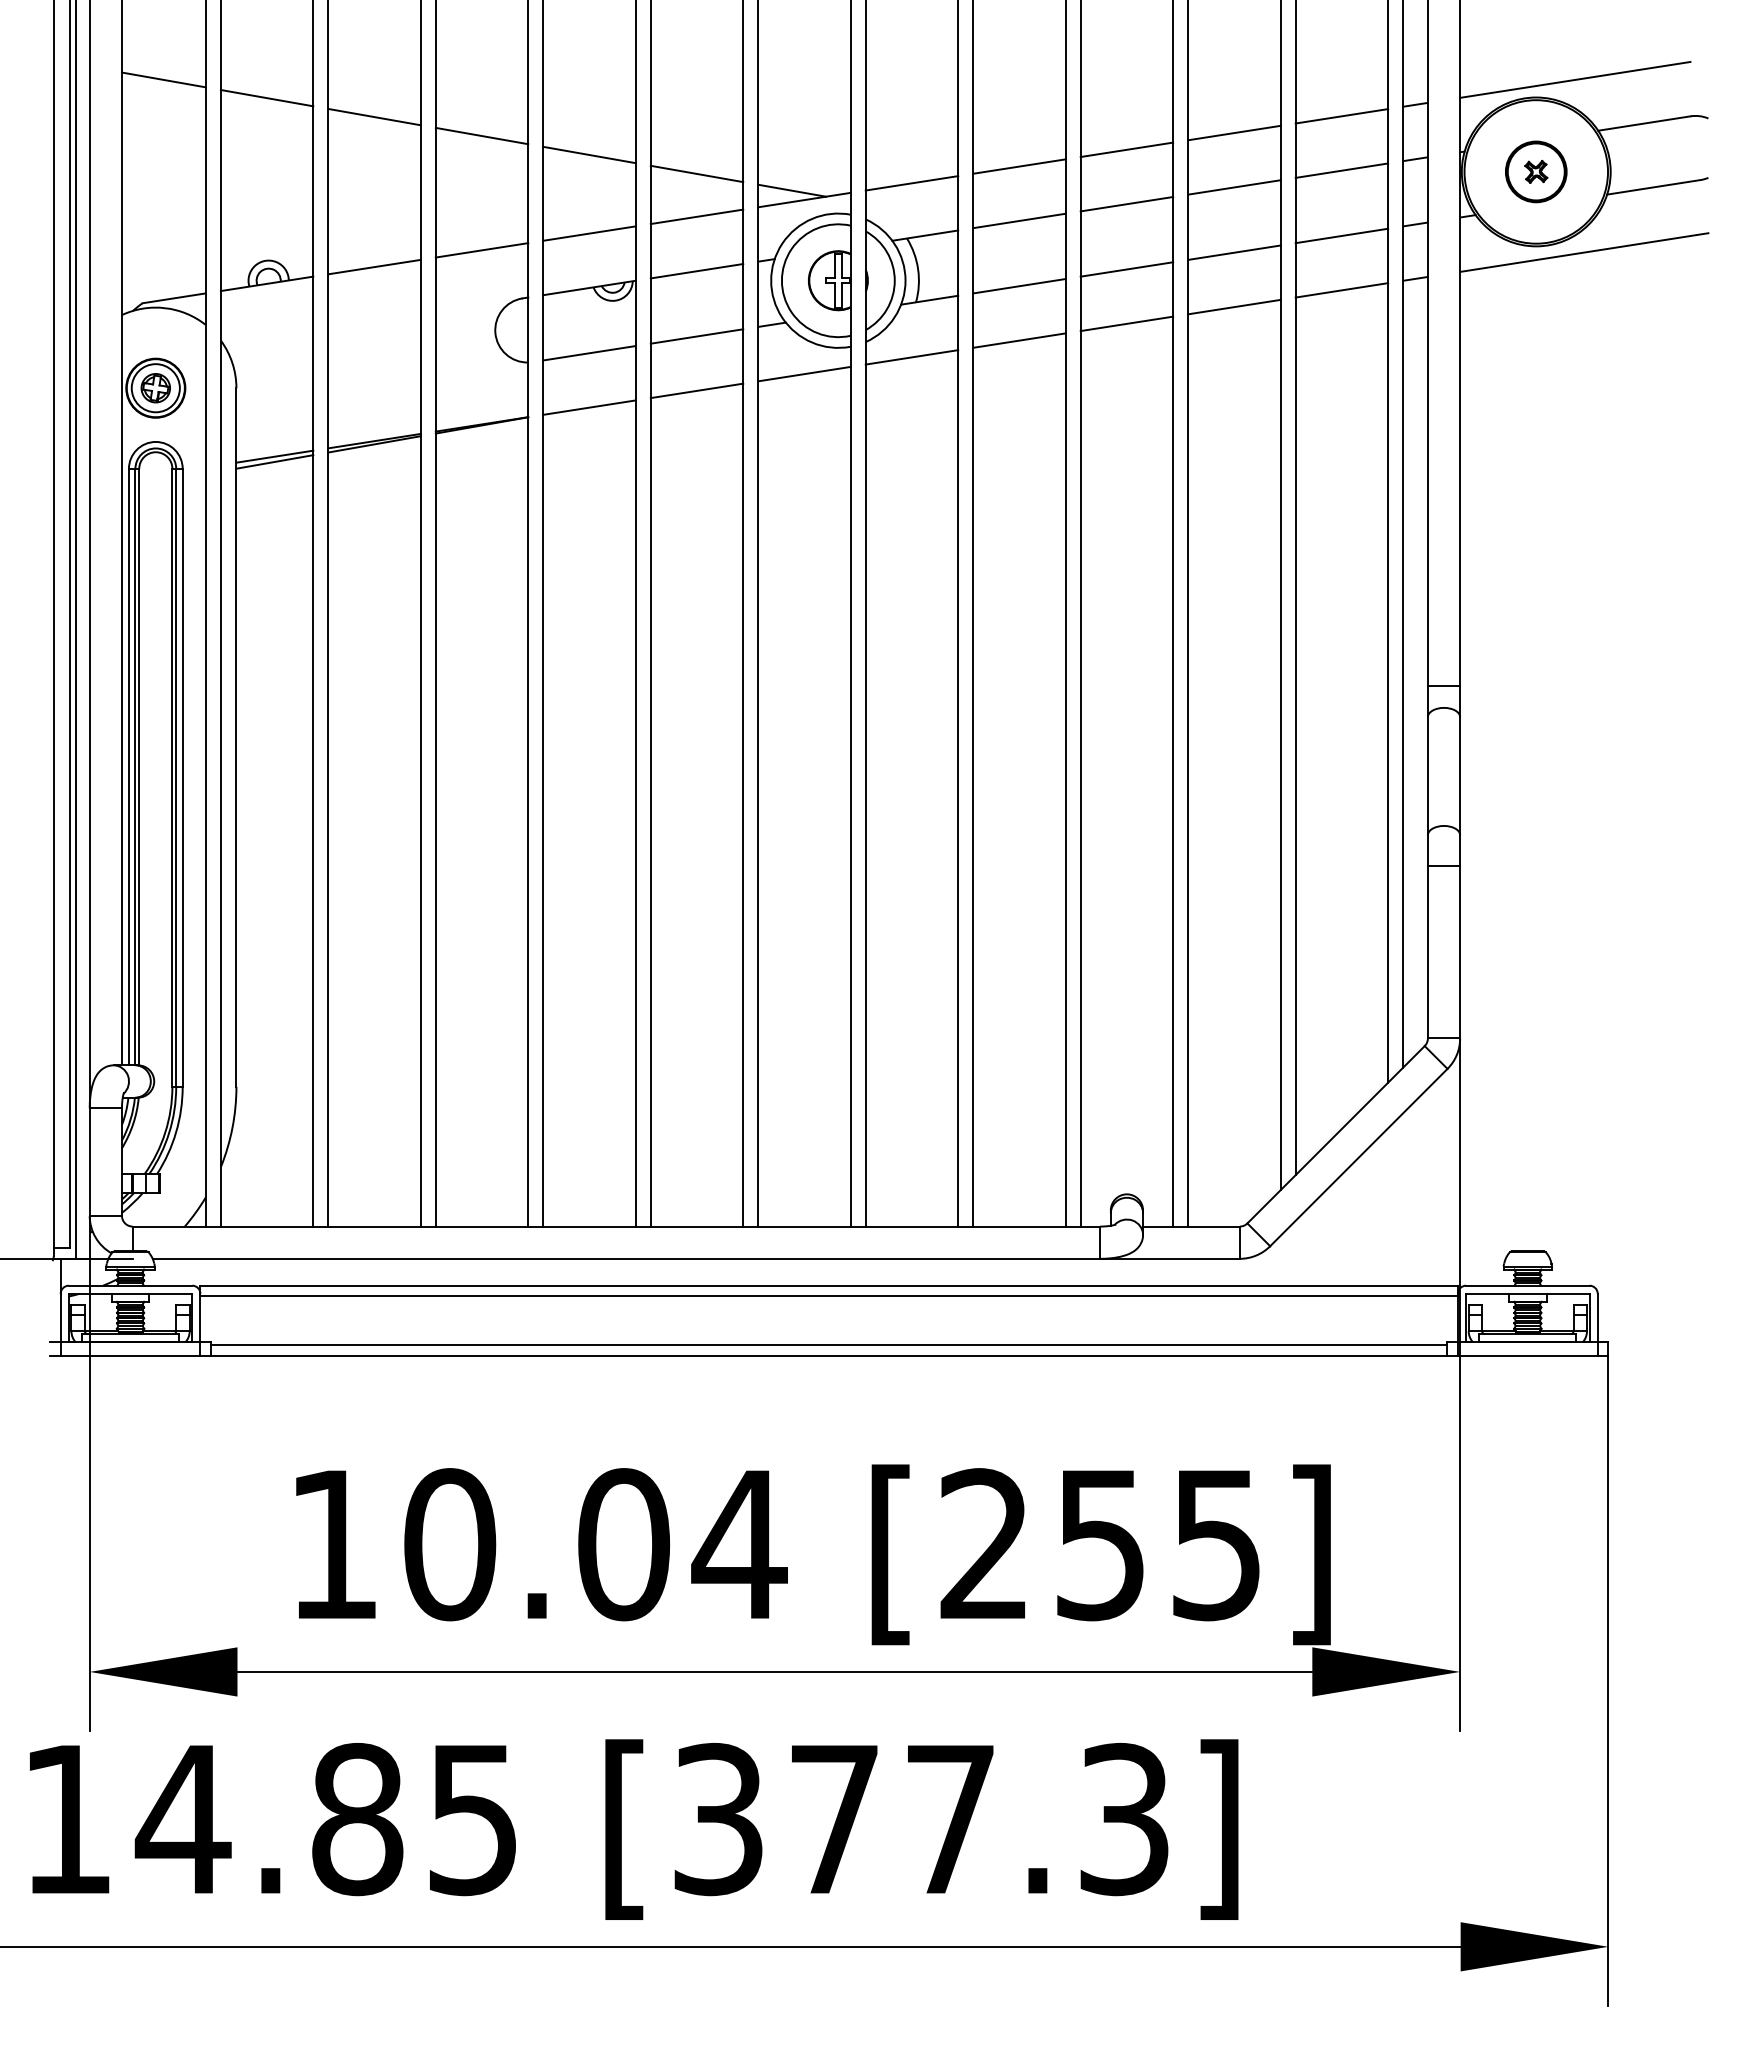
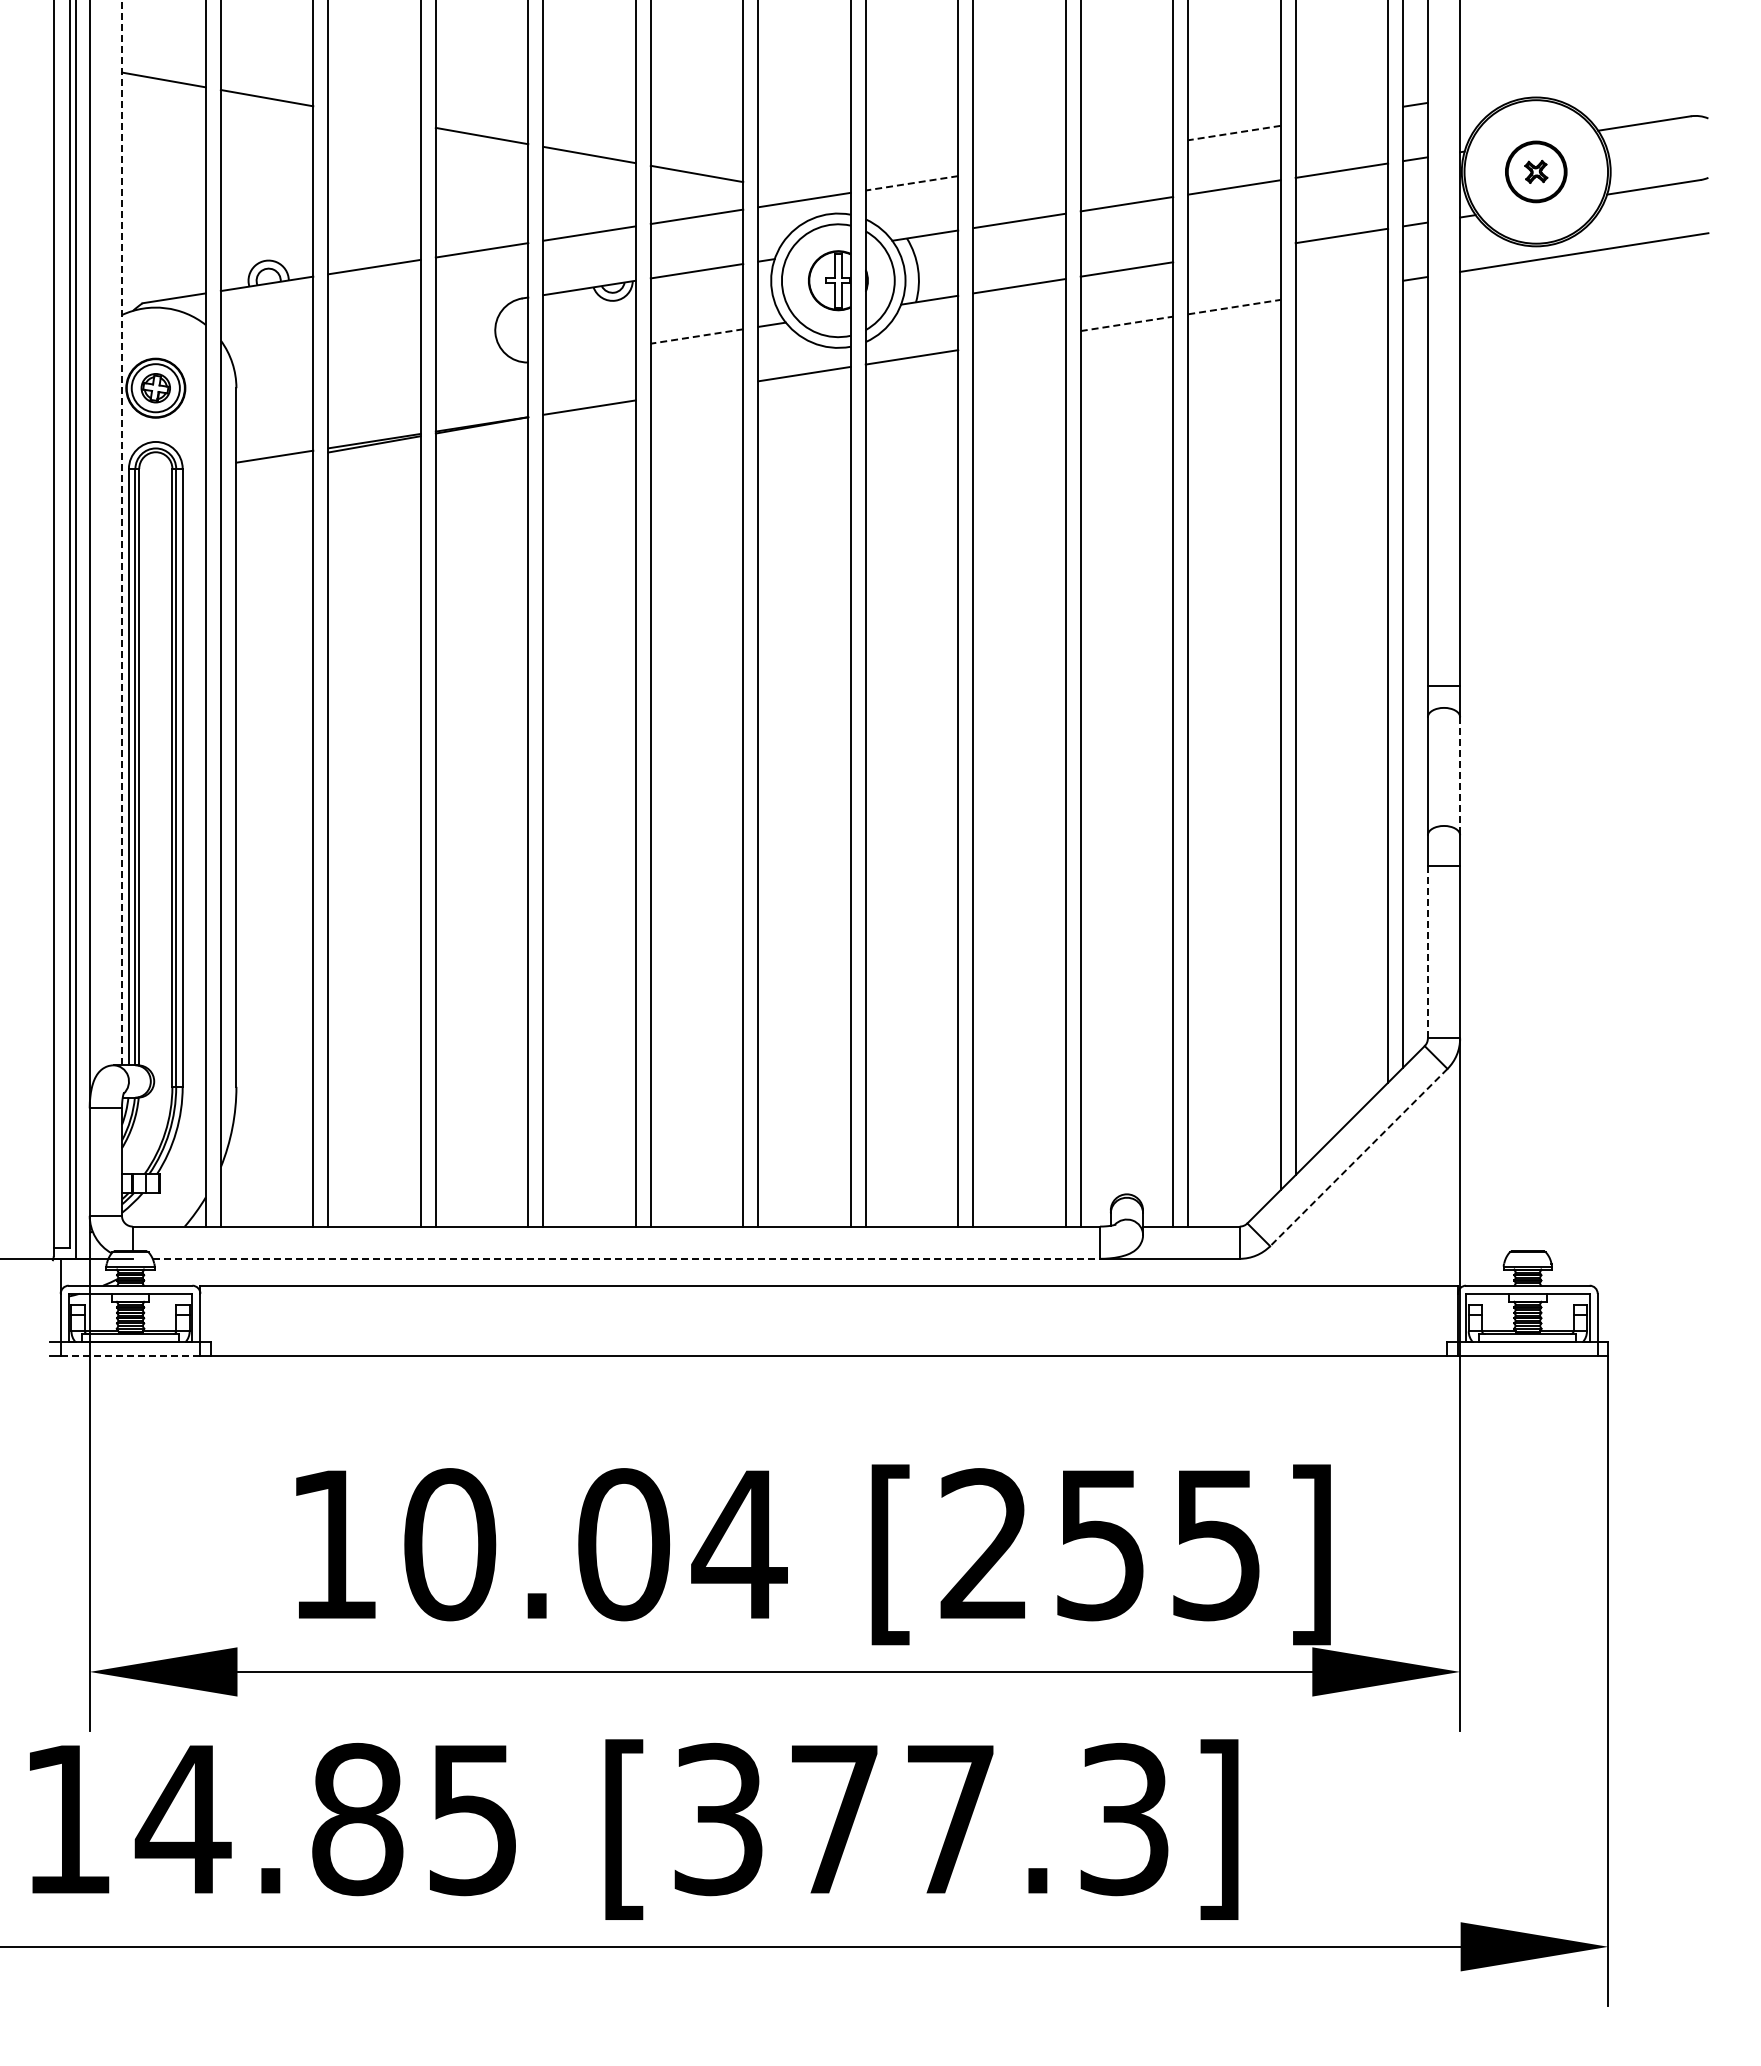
line: present -> none (1575, 79)
line: present -> none (374, 116)
line: present -> none (1341, 116)
line: solid -> dashed (1234, 133)
line: present -> none (1126, 149)
line: present -> none (1019, 166)
line: solid -> dashed (911, 183)
line: present -> none (792, 190)
line: present -> none (1234, 252)
line: present -> none (1341, 290)
line: solid -> dashed (1234, 307)
line: solid -> dashed (1126, 323)
line: solid -> dashed (697, 336)
line: present -> none (1019, 340)
line: present -> none (589, 353)
line: present -> none (696, 390)
line: present -> none (274, 461)
line: solid -> dashed (121, 532)
line: solid -> dashed (1460, 776)
line: solid -> dashed (1427, 952)
line: solid -> dashed (1358, 1157)
line: solid -> dashed (626, 1258)
line: present -> none (828, 1296)
line: present -> none (829, 1344)
line: solid -> dashed (130, 1355)
